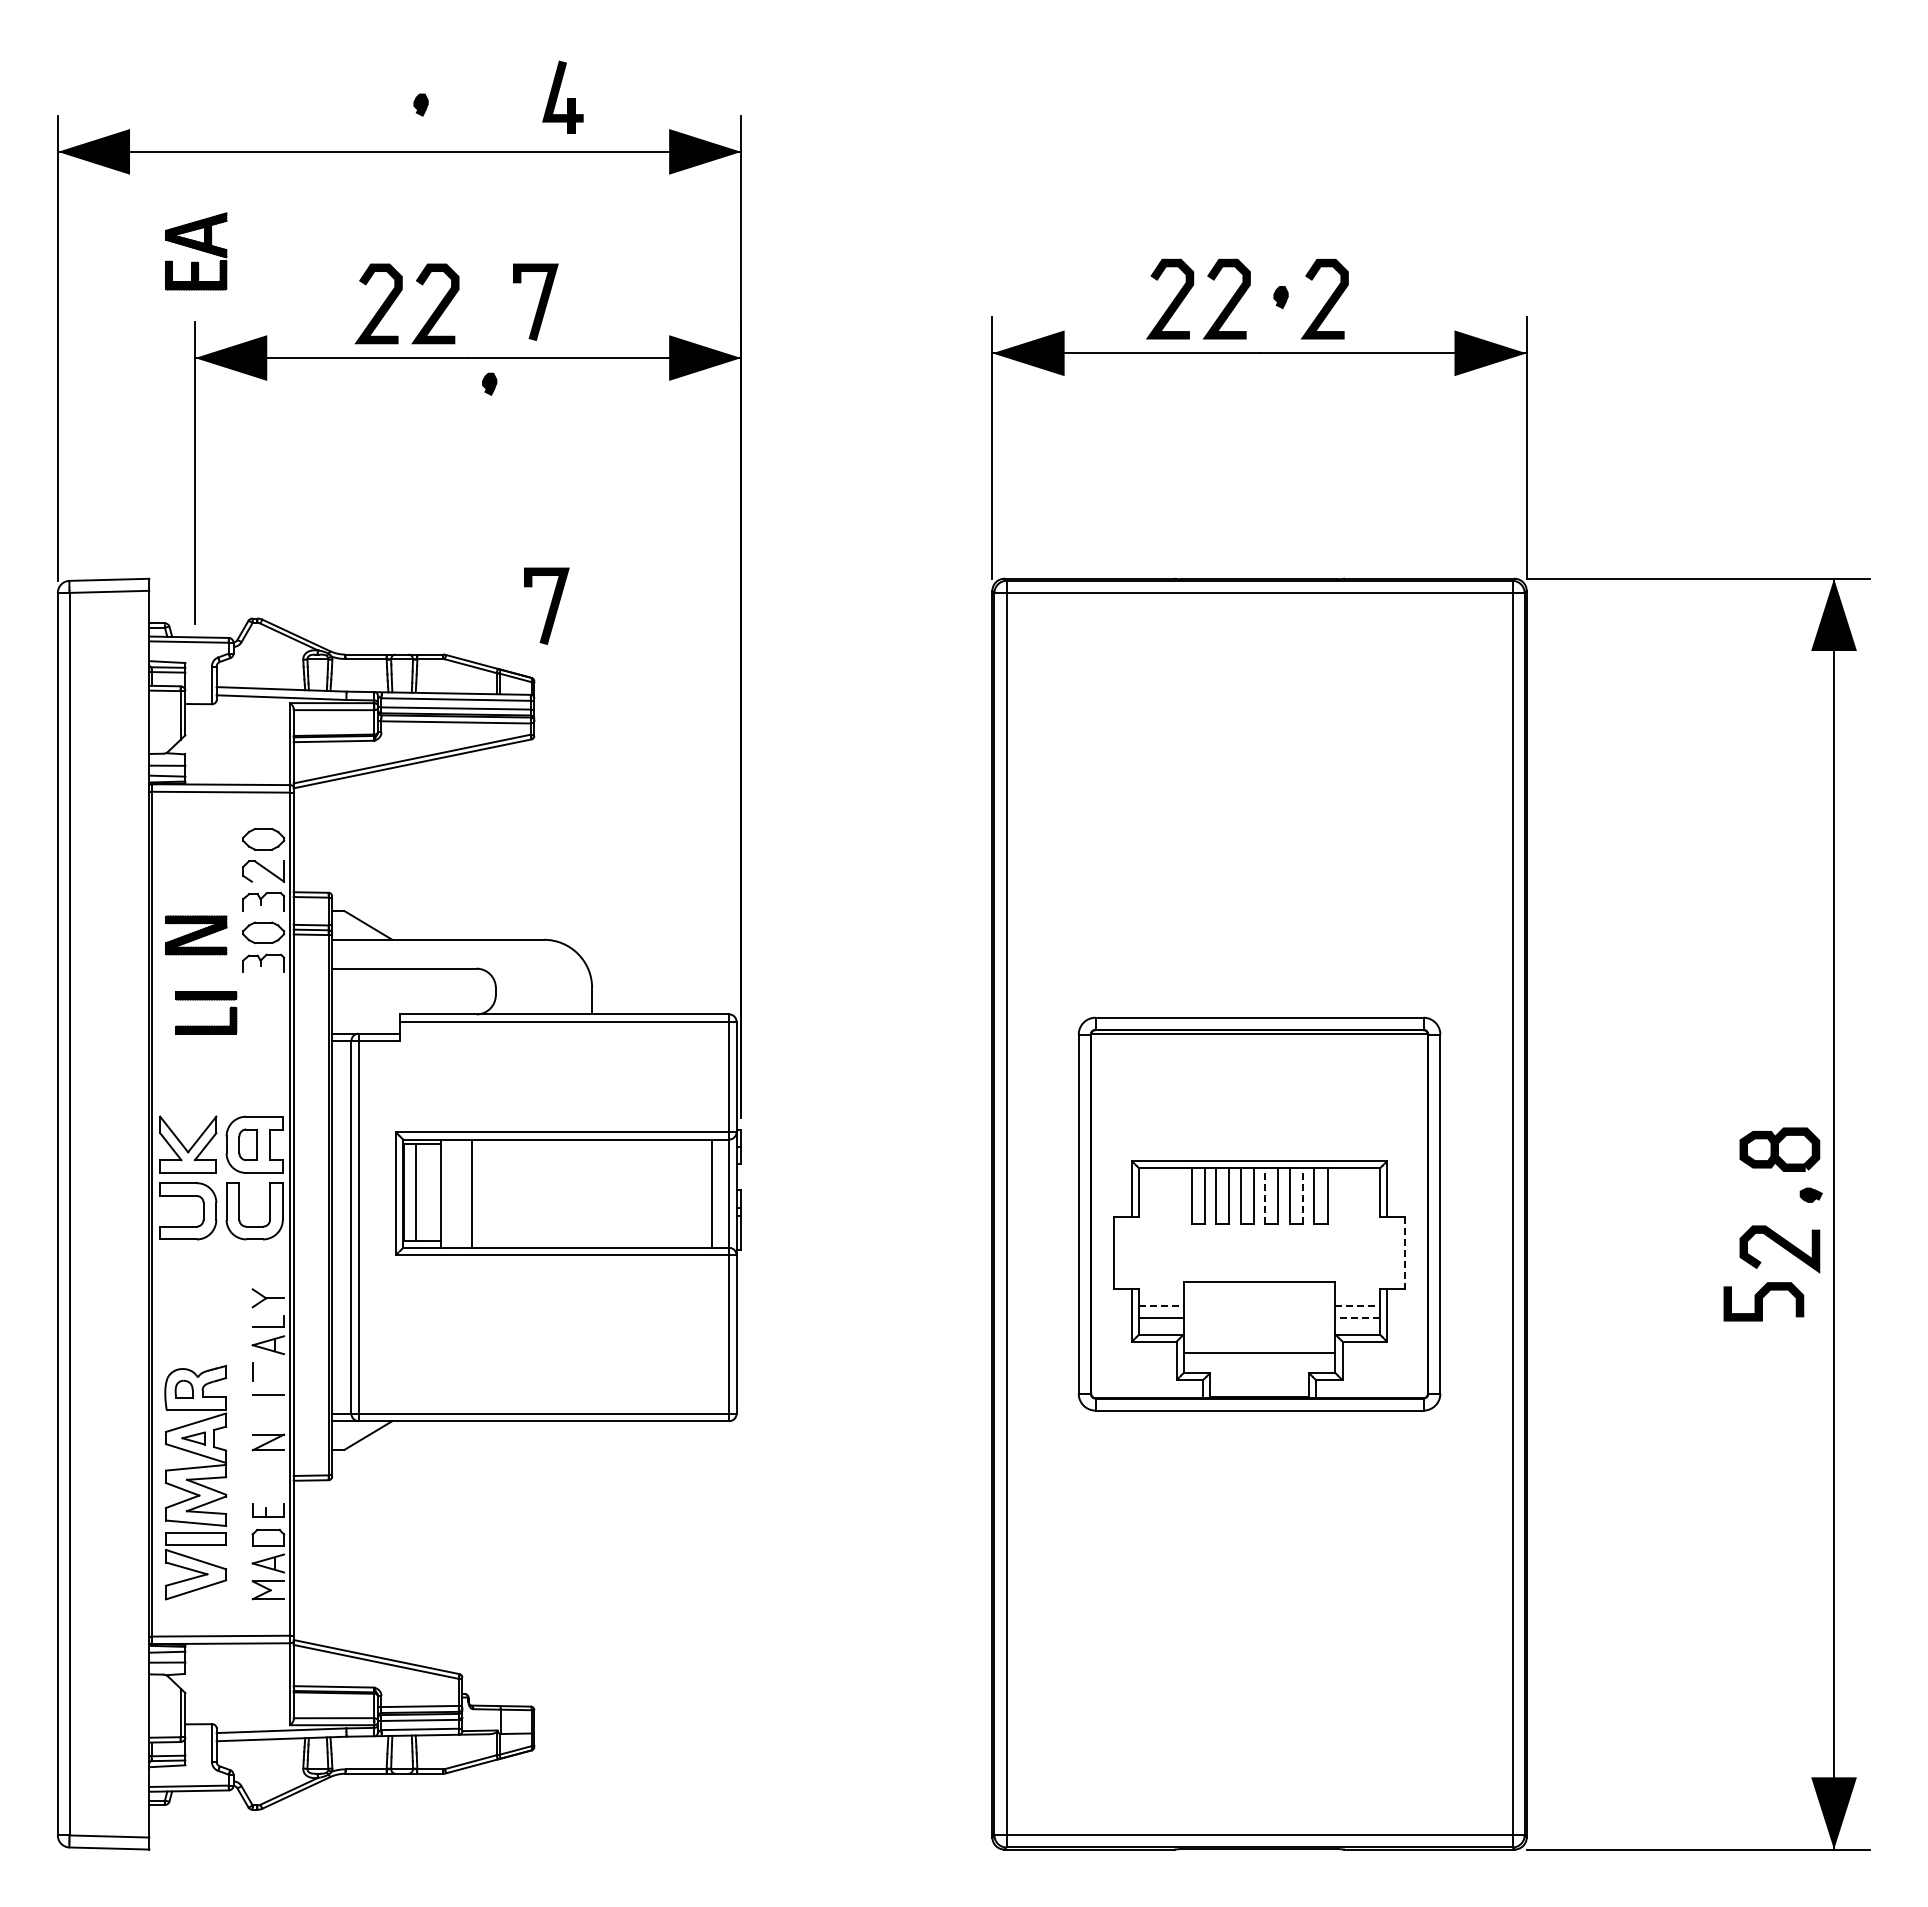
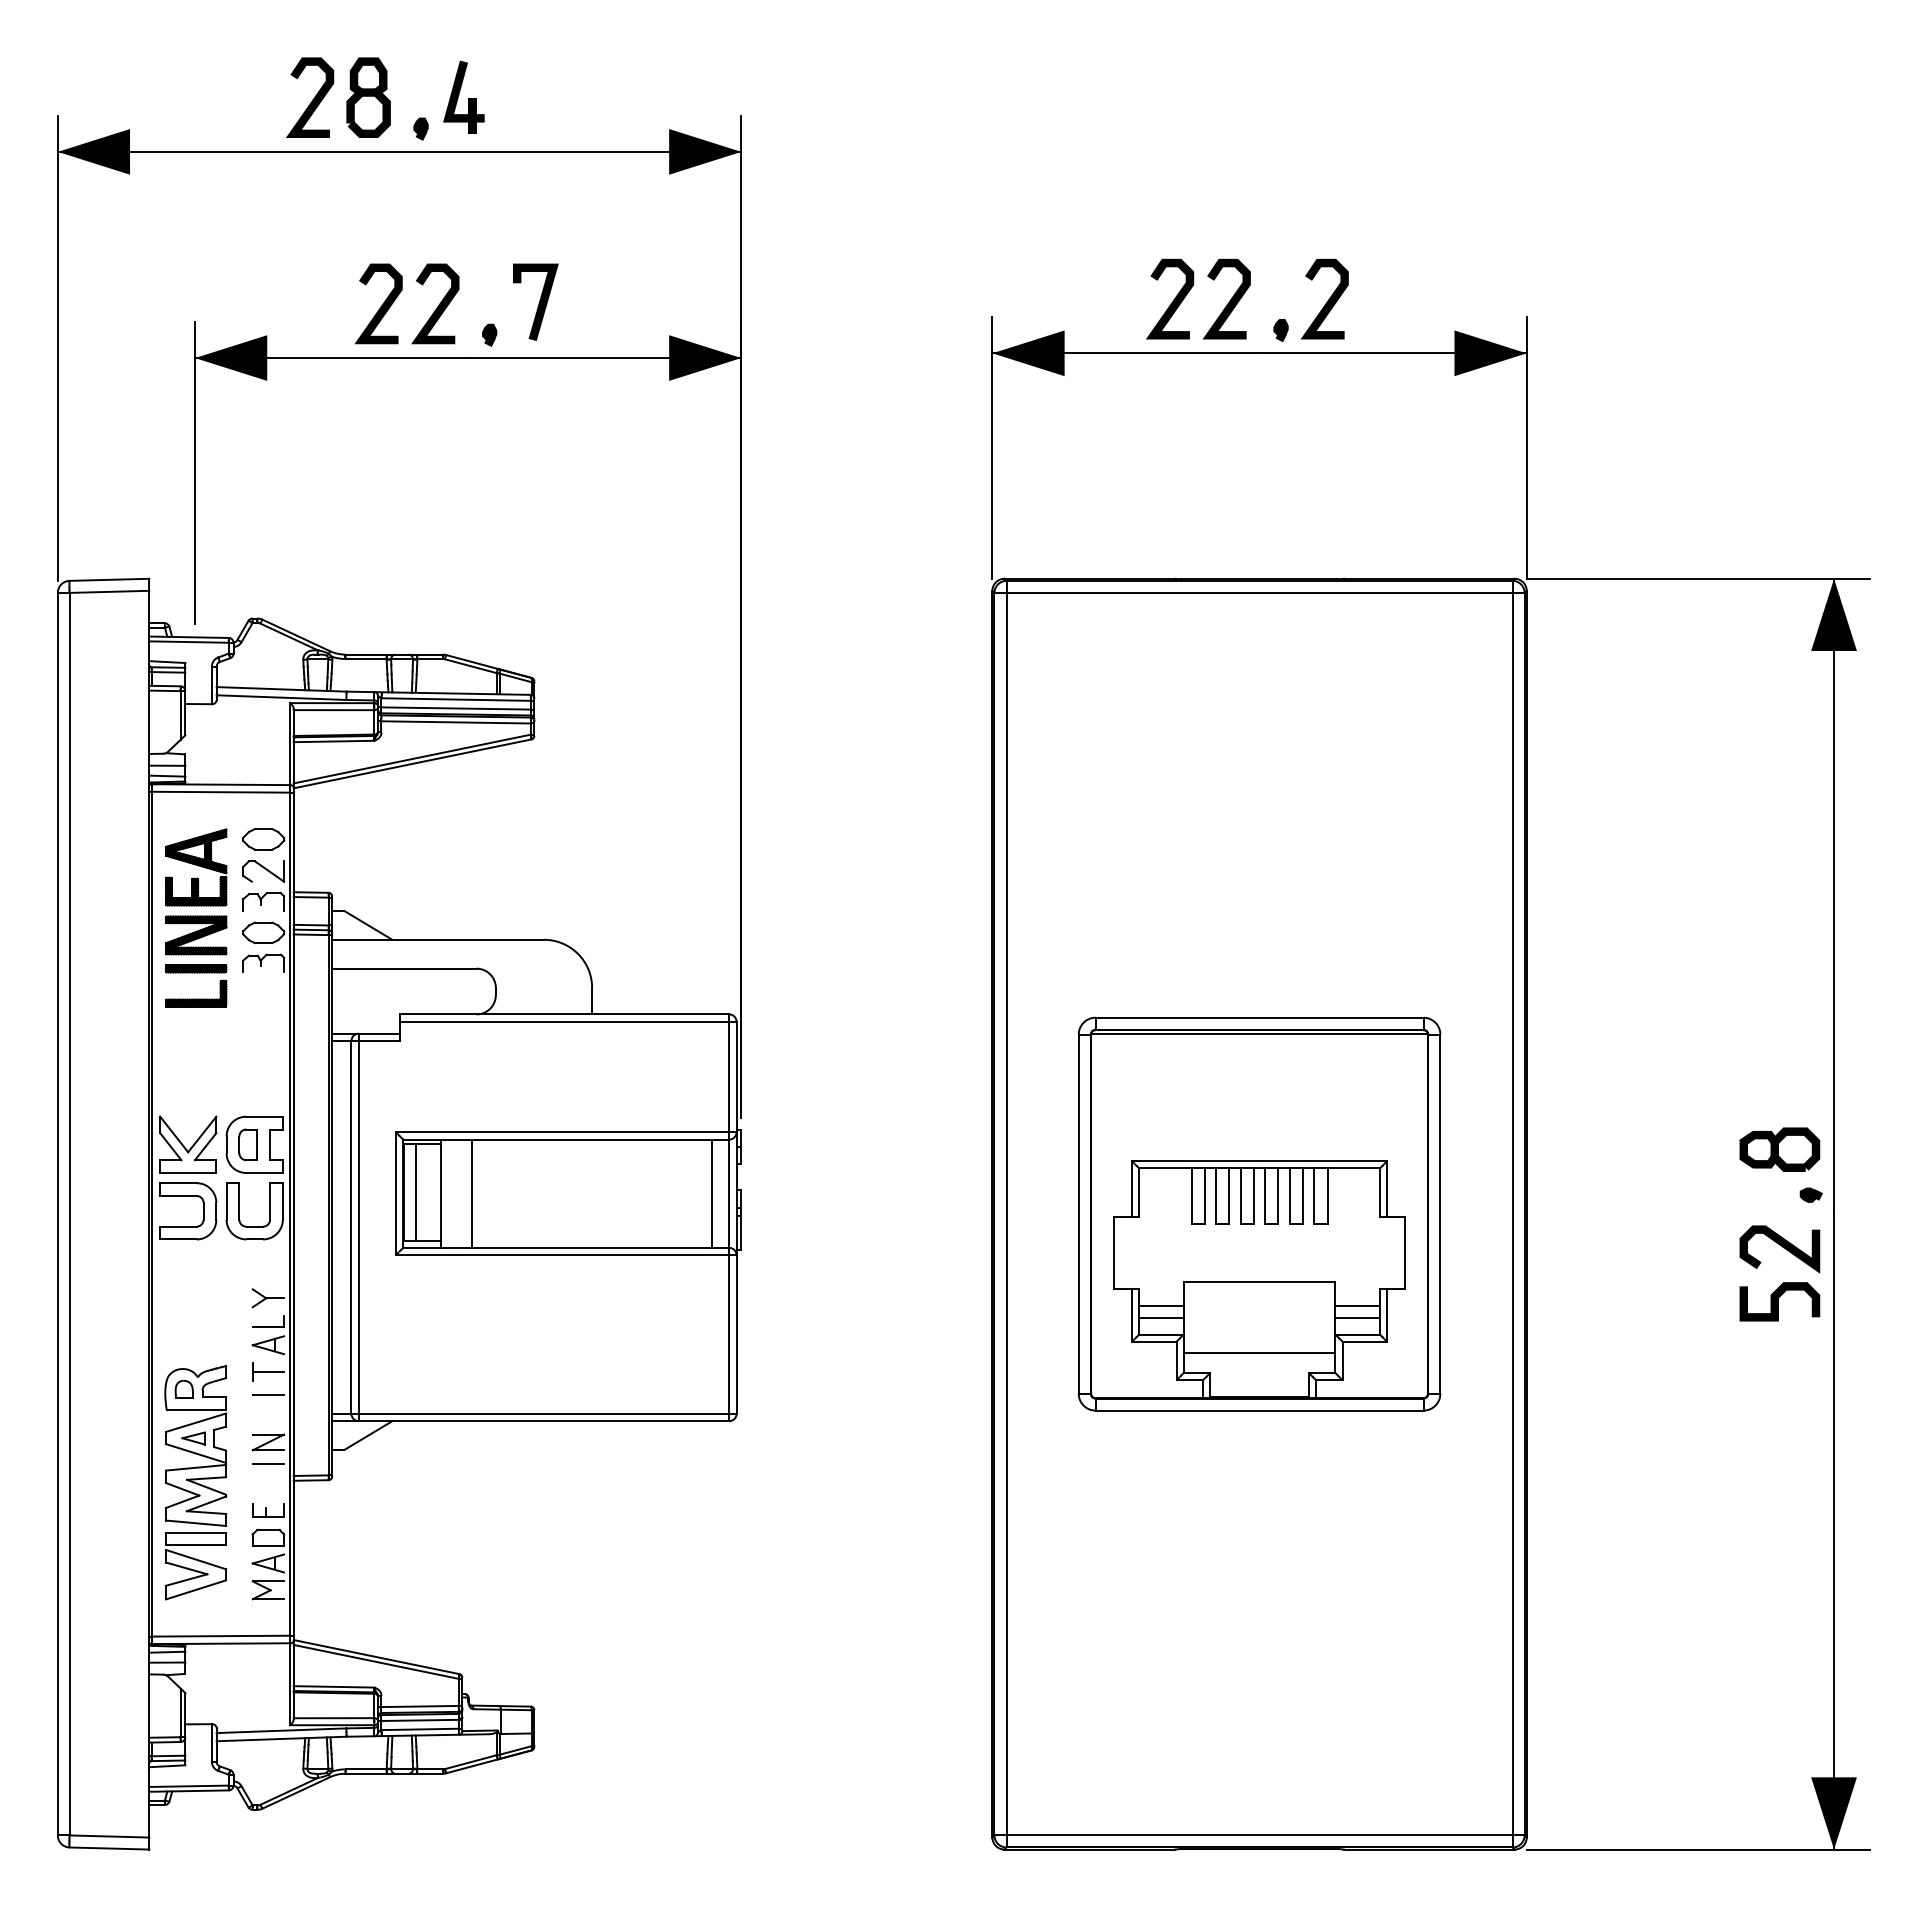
part position: (562, 96) -> (463, 96) (463, 96)
part: none -> present (368, 97)
curve: none -> present (312, 99)
part position: (420, 104) -> (420, 128) (420, 128)
part position: (196, 251) -> (196, 867) (196, 867)
part position: (1280, 297) -> (1280, 330) (1280, 330)
part position: (489, 383) -> (489, 334) (489, 334)
line: present -> none (549, 607)
part position: (206, 1000) -> (196, 973) (196, 973)
line: dashed -> solid (1265, 1196)
line: dashed -> solid (1303, 1196)
line: dashed -> solid (1405, 1253)
curve position: (1762, 1301) -> (1778, 1301) (1778, 1301)
line: dashed -> solid (1161, 1305)
line: dashed -> solid (1358, 1305)
line: dashed -> solid (1357, 1317)
line: none -> present (268, 1372)
line: none -> present (268, 1464)
